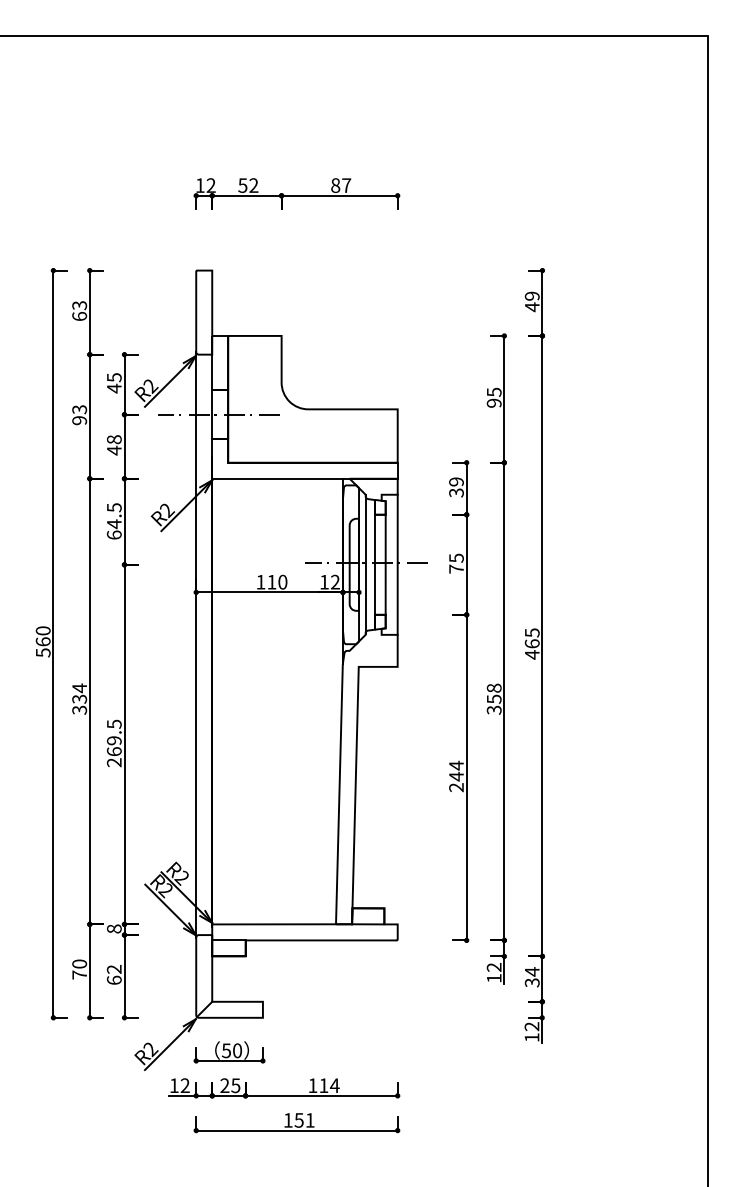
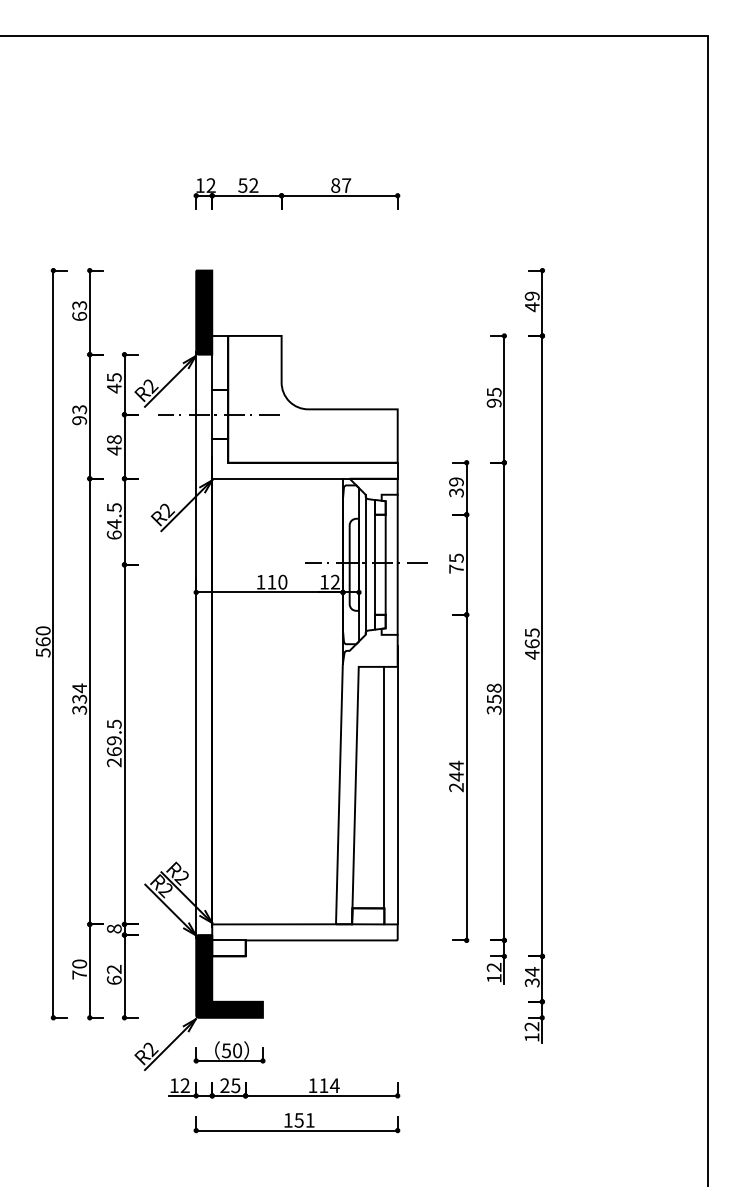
fill: none -> present (204, 312)
line: none -> present (397, 784)
line: none -> present (384, 788)
fill: none -> present (229, 976)
